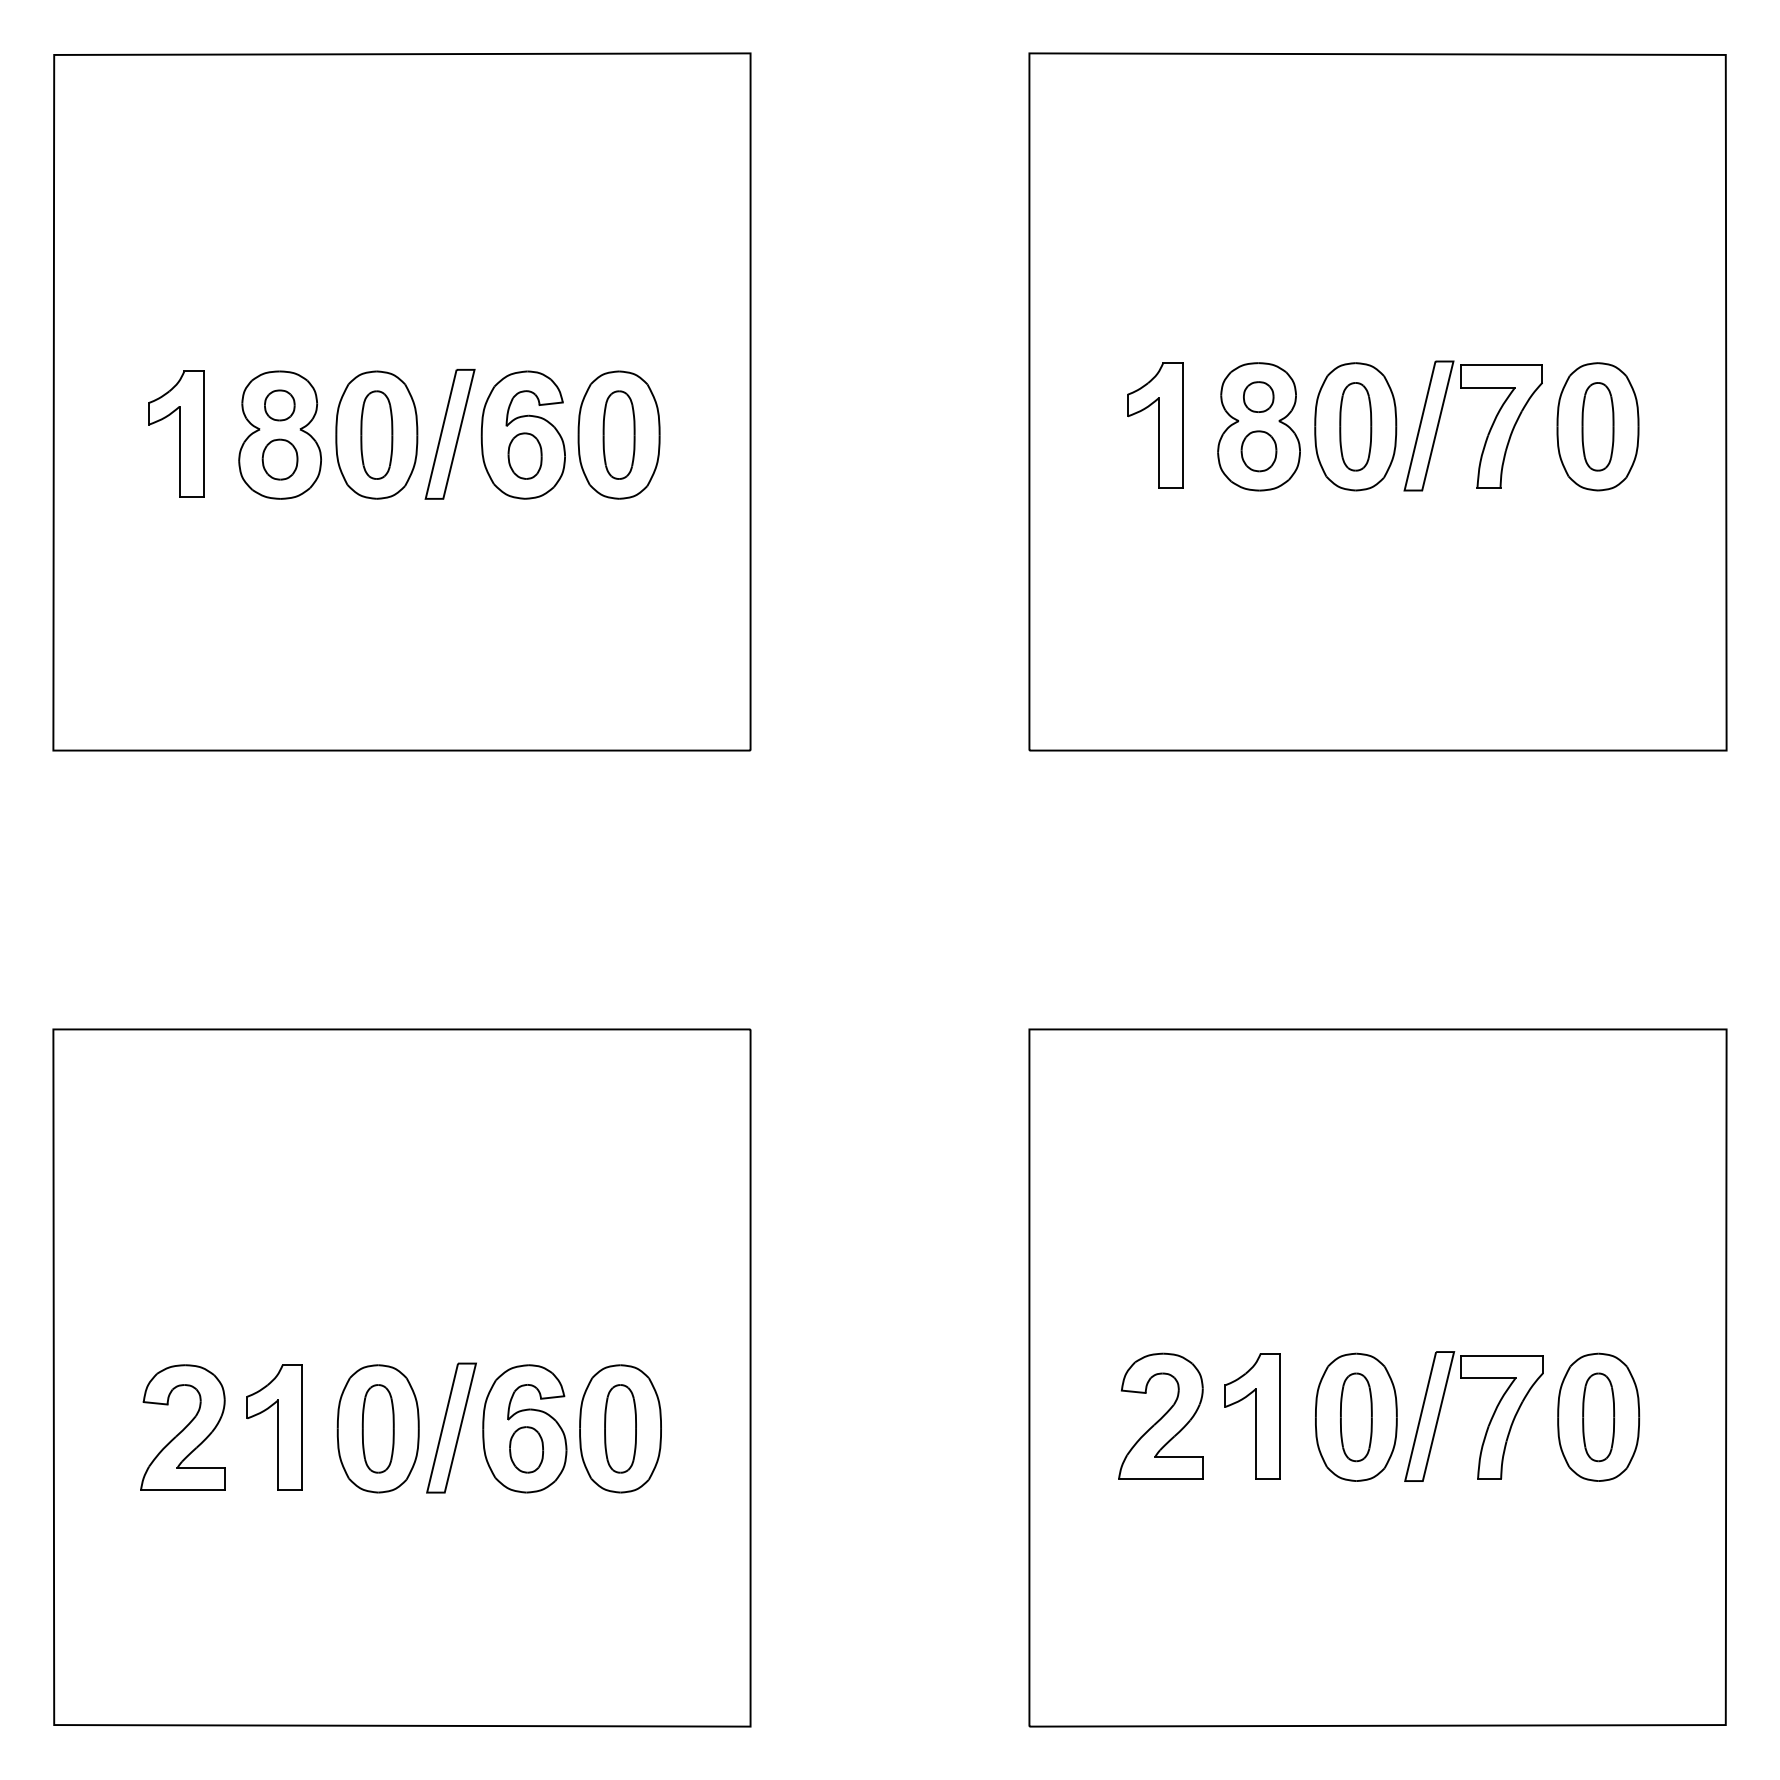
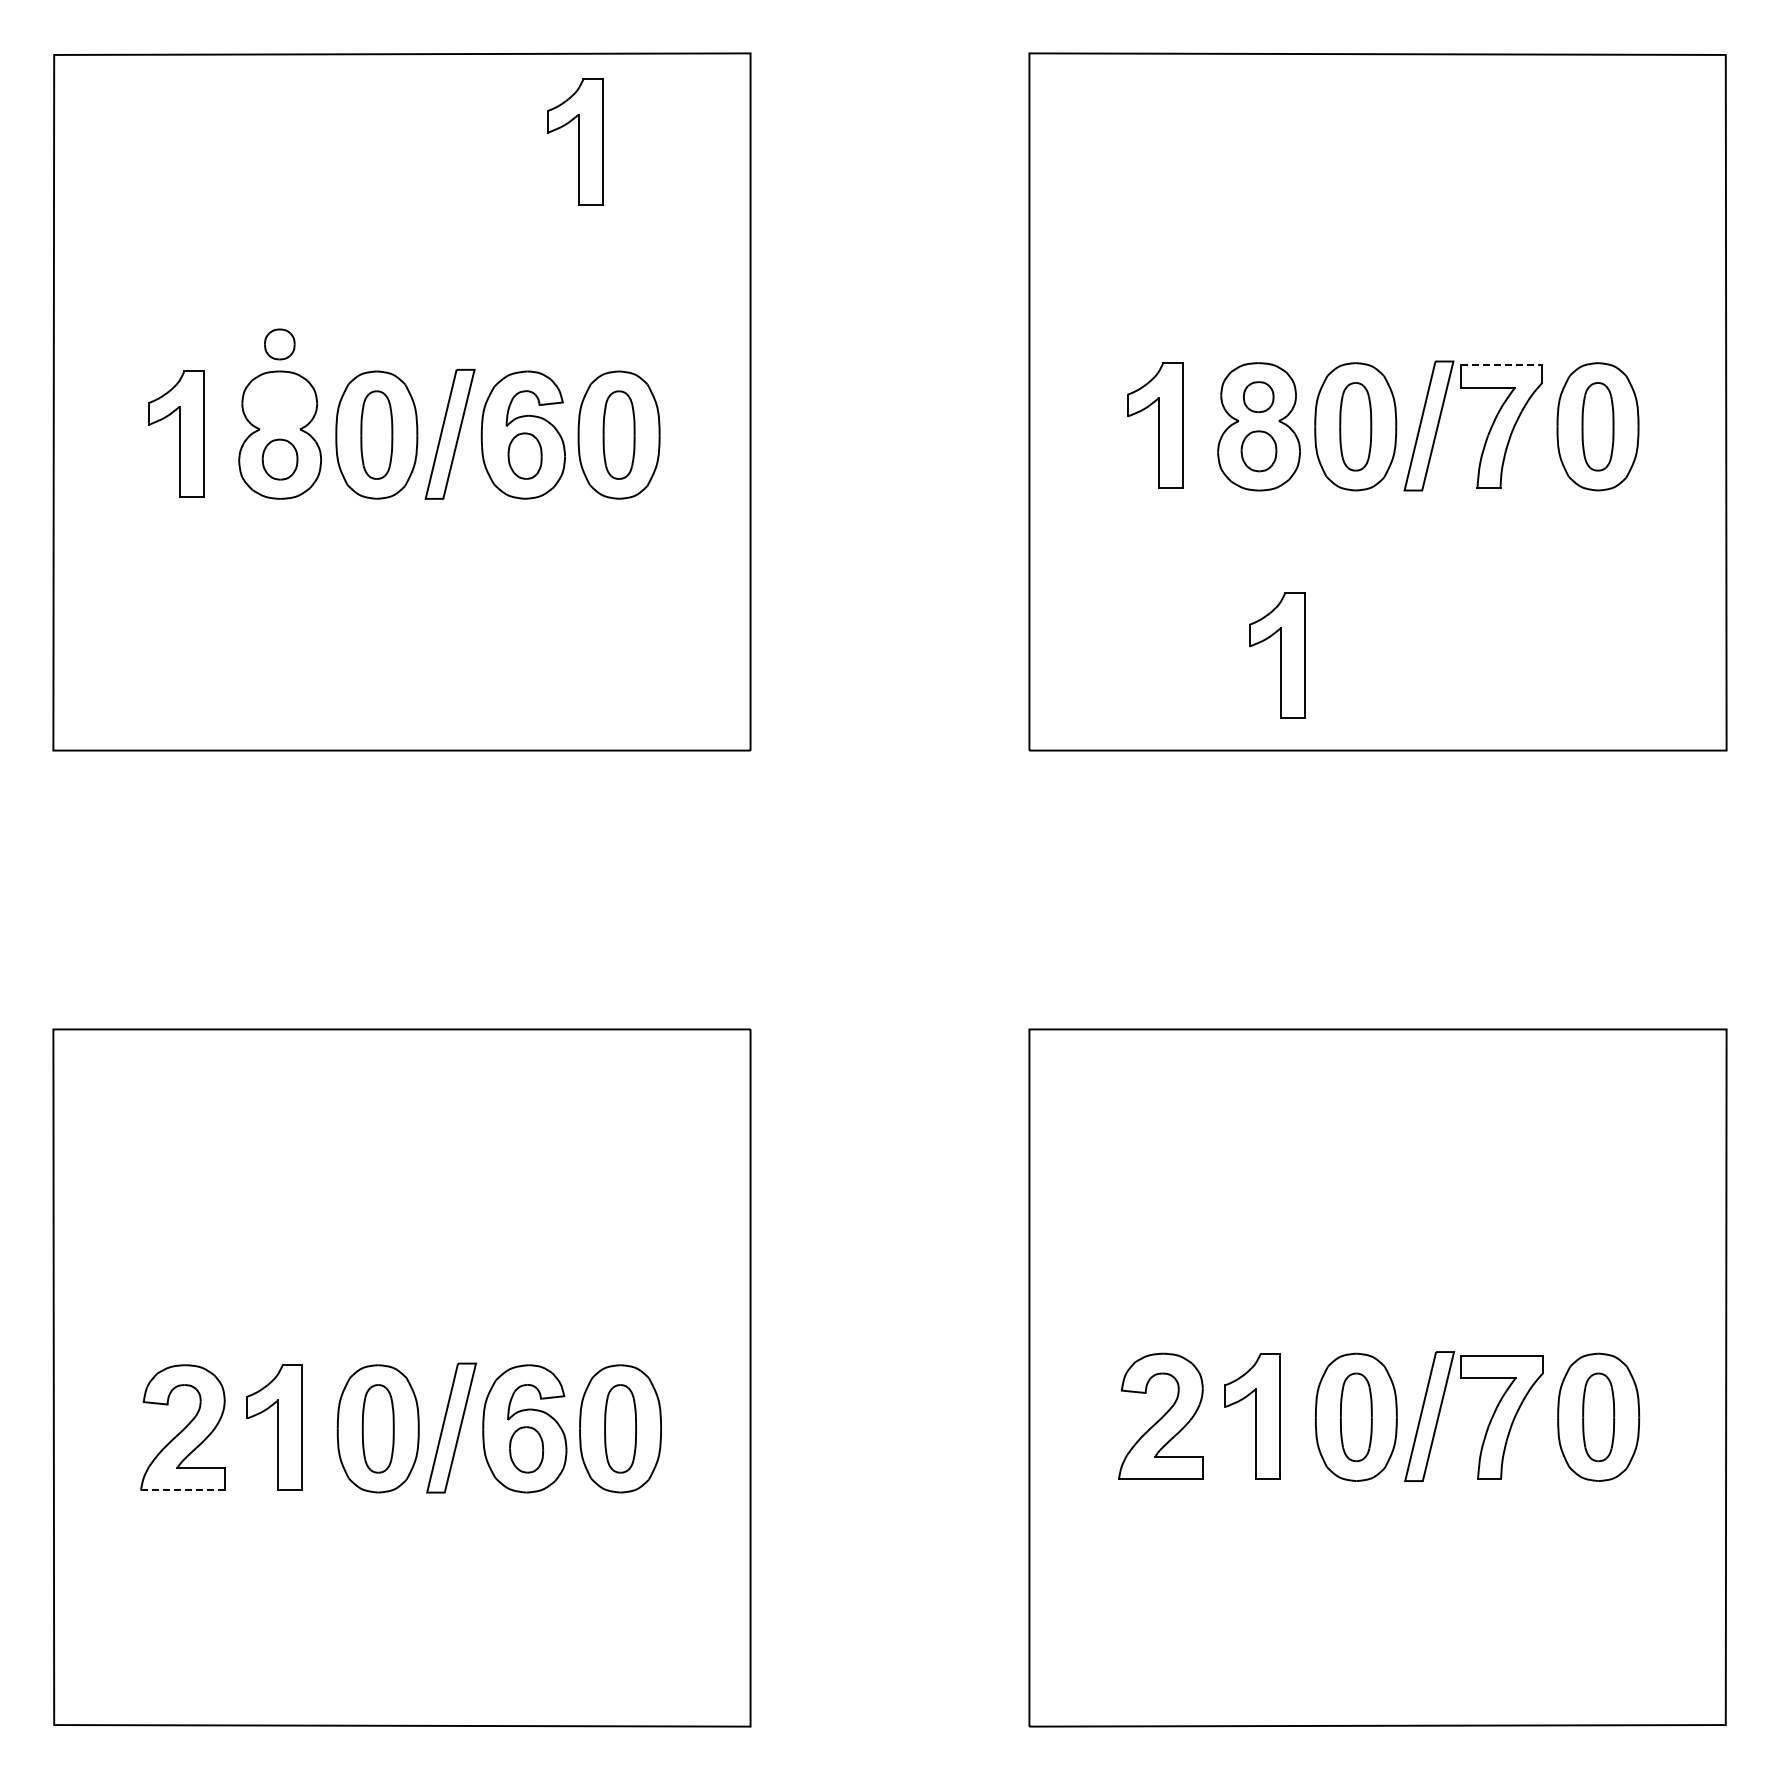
part: none -> present (575, 141)
line: solid -> dashed (1501, 365)
part position: (279, 405) -> (279, 344) (279, 344)
part: none -> present (1277, 655)
line: solid -> dashed (182, 1490)
